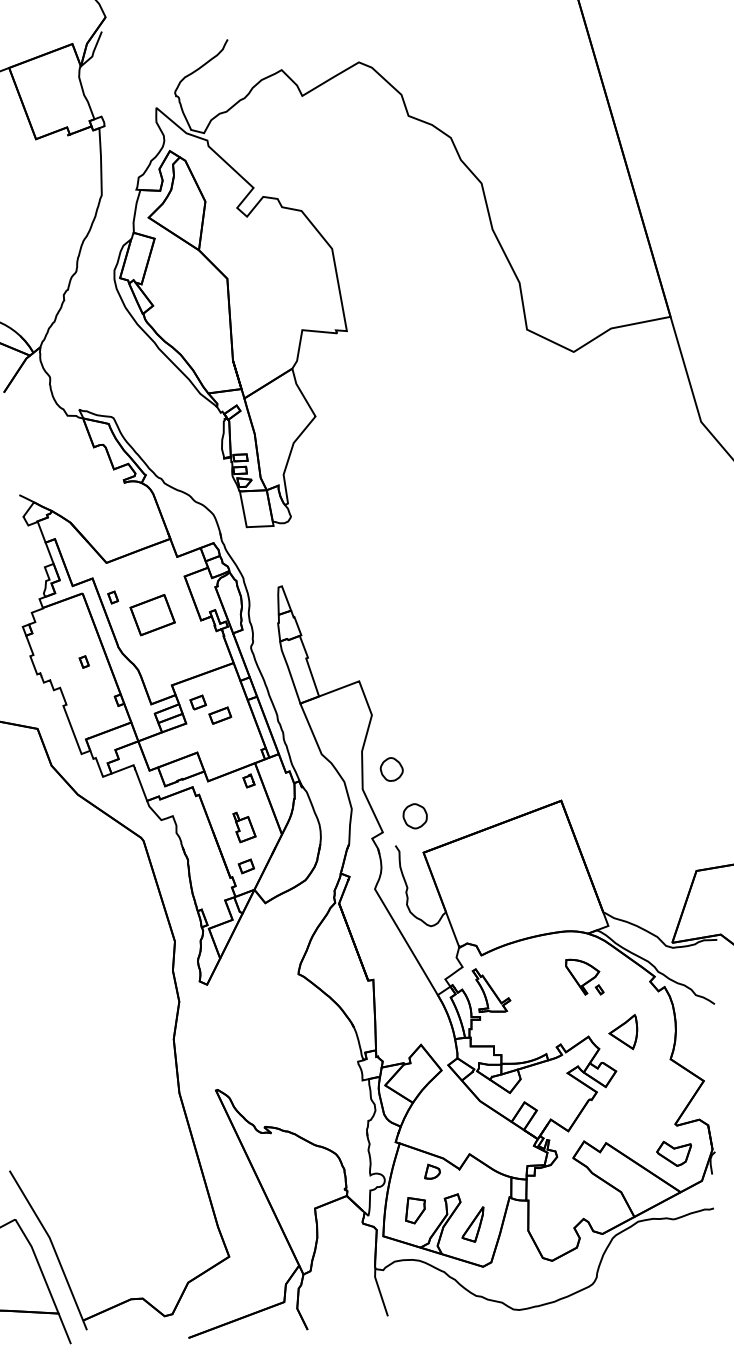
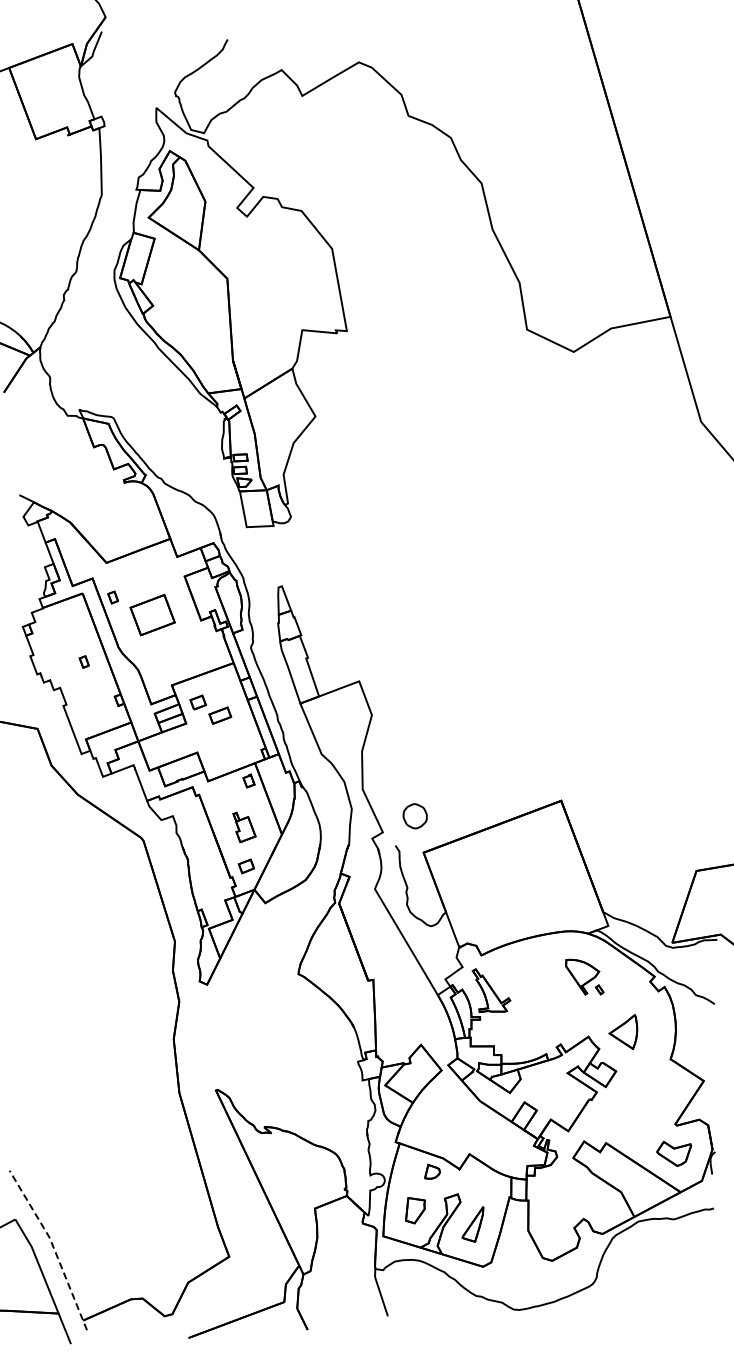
part: present -> none (391, 769)
line: solid -> dashed (53, 1247)
